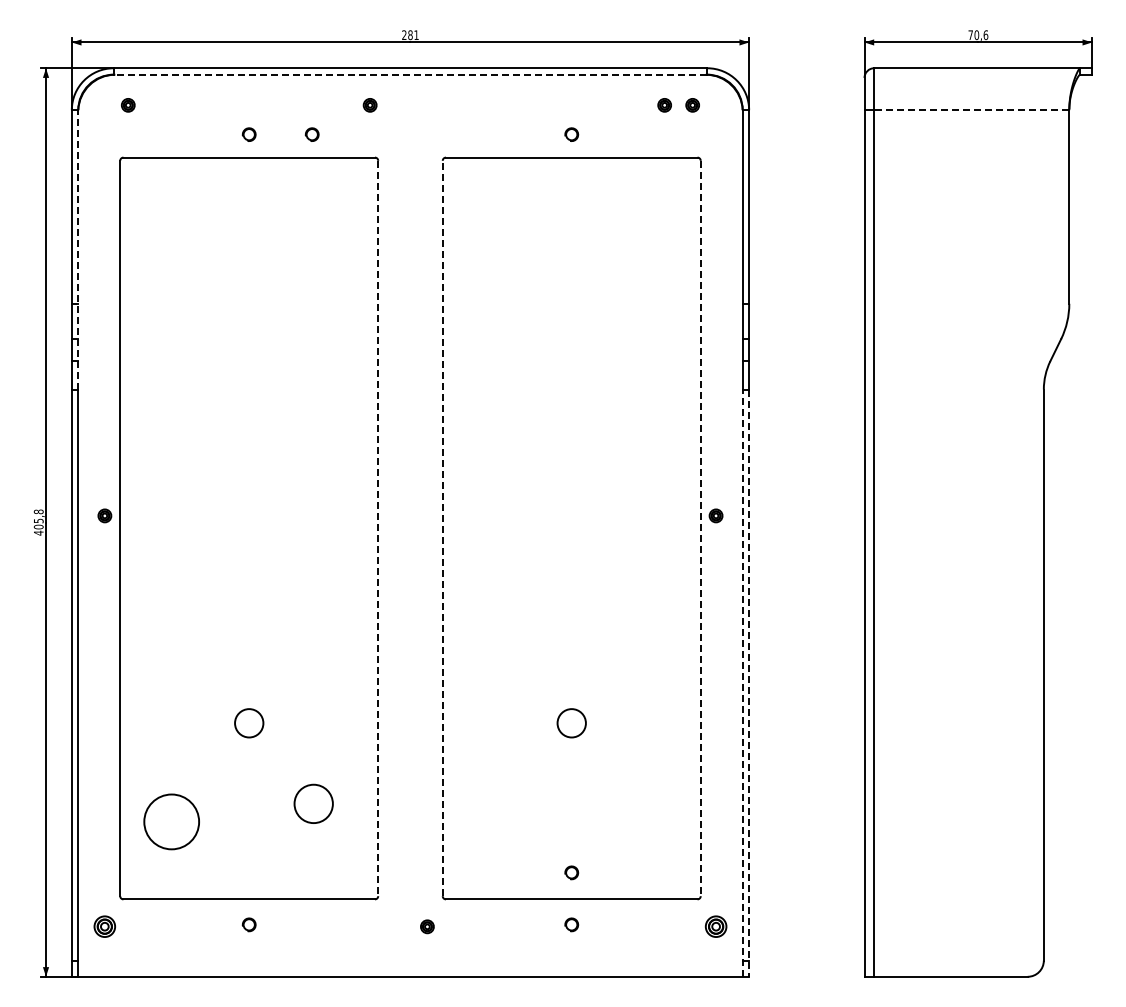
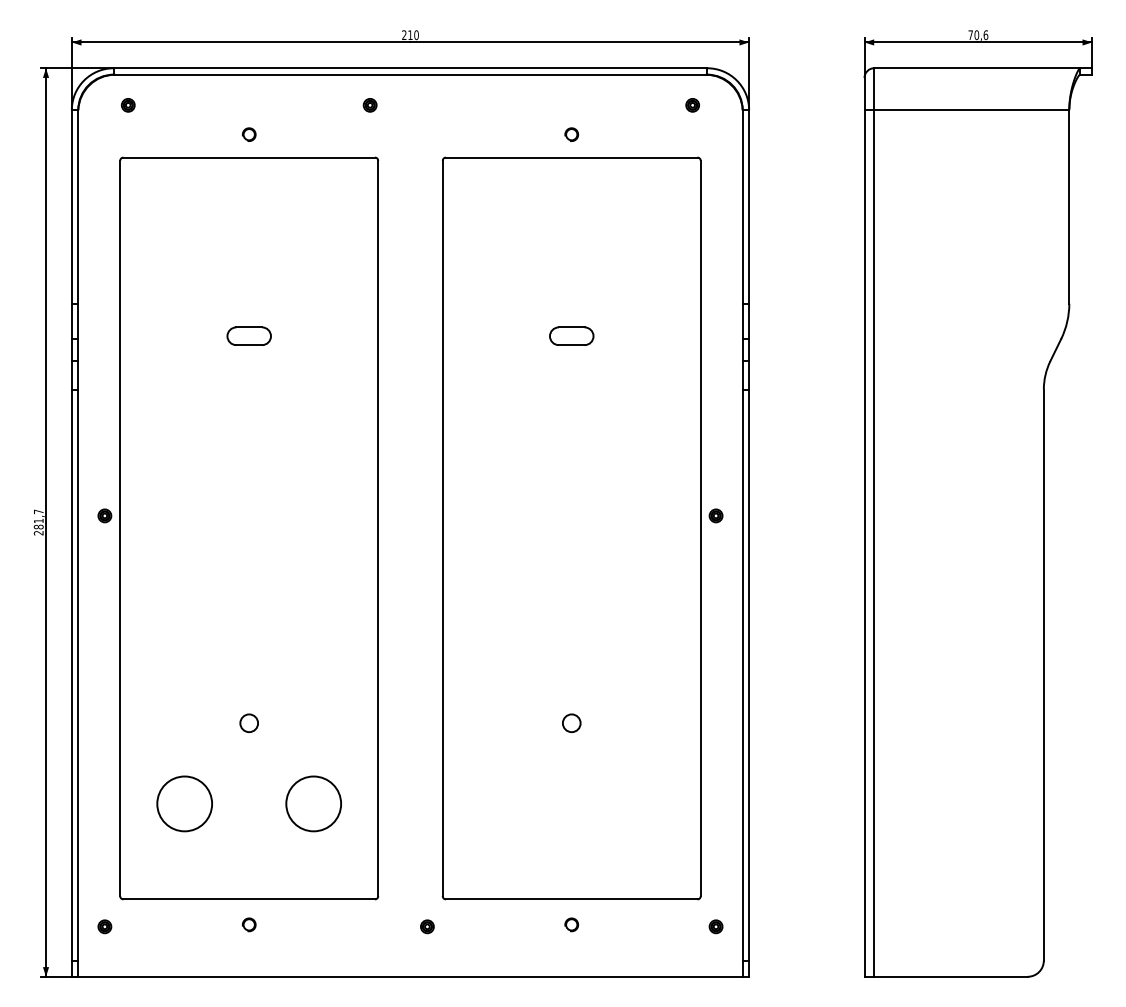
text: 281 -> 210 (413, 35)
line: dashed -> solid (410, 74)
part: present -> none (664, 105)
line: dashed -> solid (971, 110)
part: present -> none (311, 134)
line: dashed -> solid (78, 249)
part: none -> present (248, 335)
part: none -> present (571, 335)
text: 405,8 -> 281,7 (38, 522)
line: dashed -> solid (378, 528)
line: dashed -> solid (442, 528)
line: dashed -> solid (700, 528)
line: dashed -> solid (742, 683)
line: dashed -> solid (749, 683)
circle diameter: 28 px -> 18 px (249, 723)
circle diameter: 28 px -> 18 px (571, 723)
circle diameter: 38 px -> 55 px (313, 803)
circle position: (171, 821) -> (184, 803) (184, 803)
part: present -> none (571, 872)
part size: 23x23 px -> 16x16 px (104, 926)
part size: 24x23 px -> 16x16 px (715, 926)
